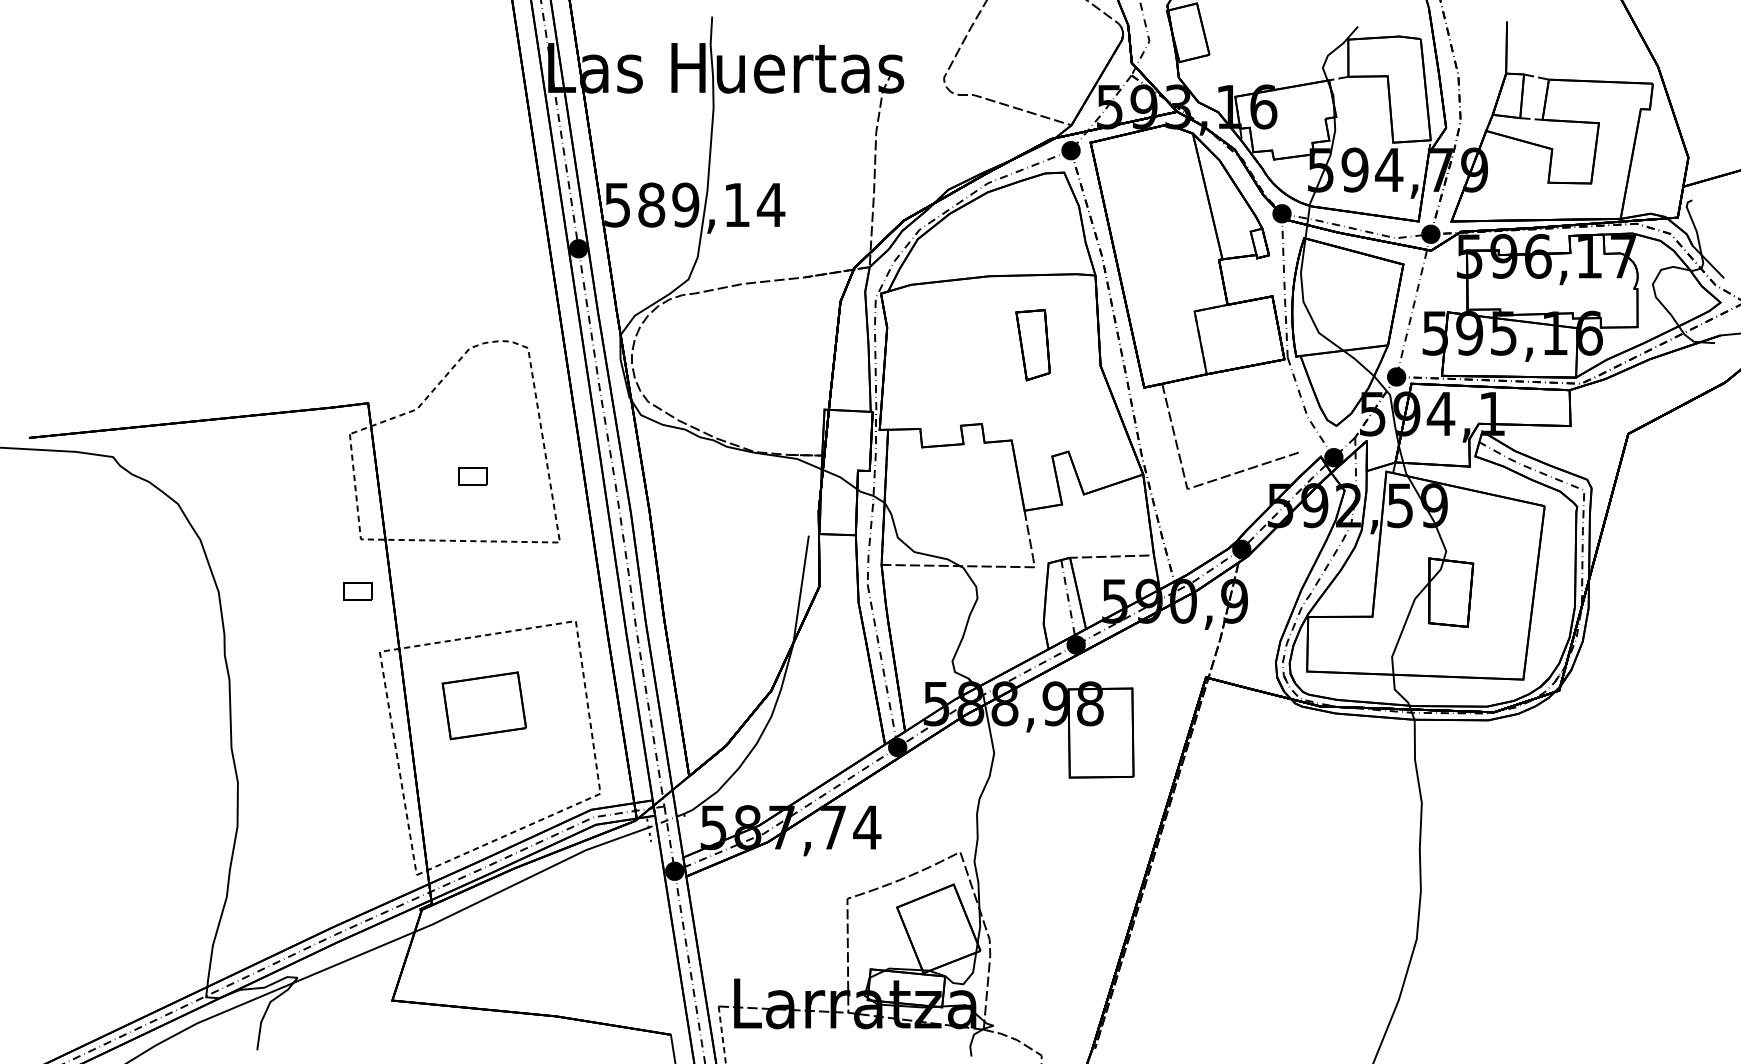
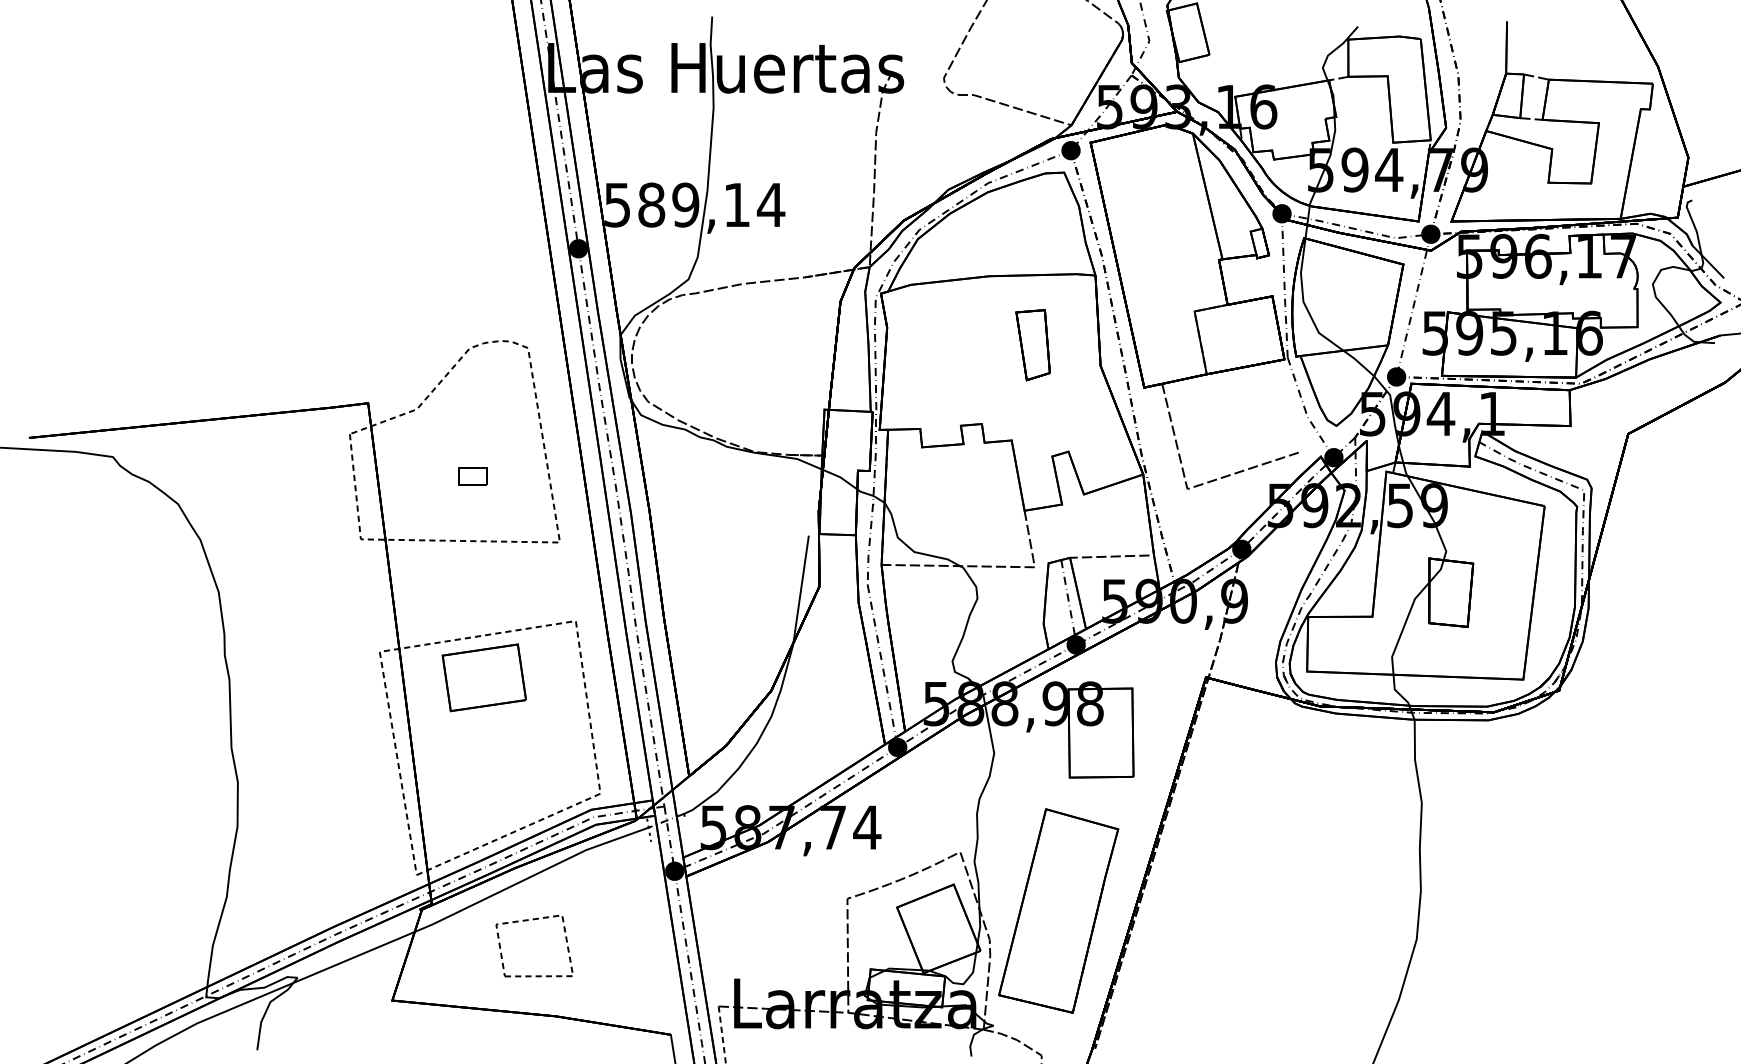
part: present -> none (357, 591)
part position: (483, 705) -> (483, 677) (483, 677)
part: none -> present (1058, 910)
part: none -> present (527, 921)
